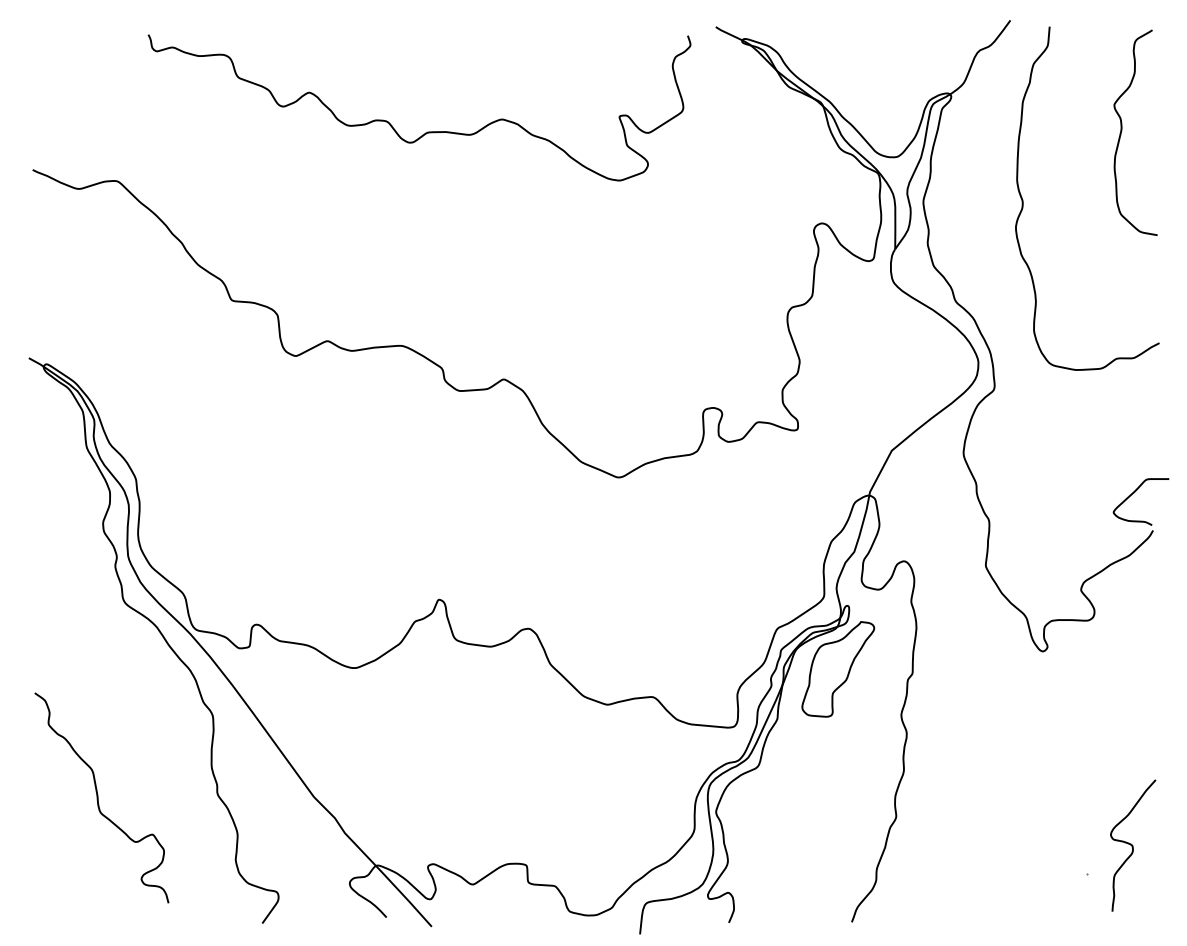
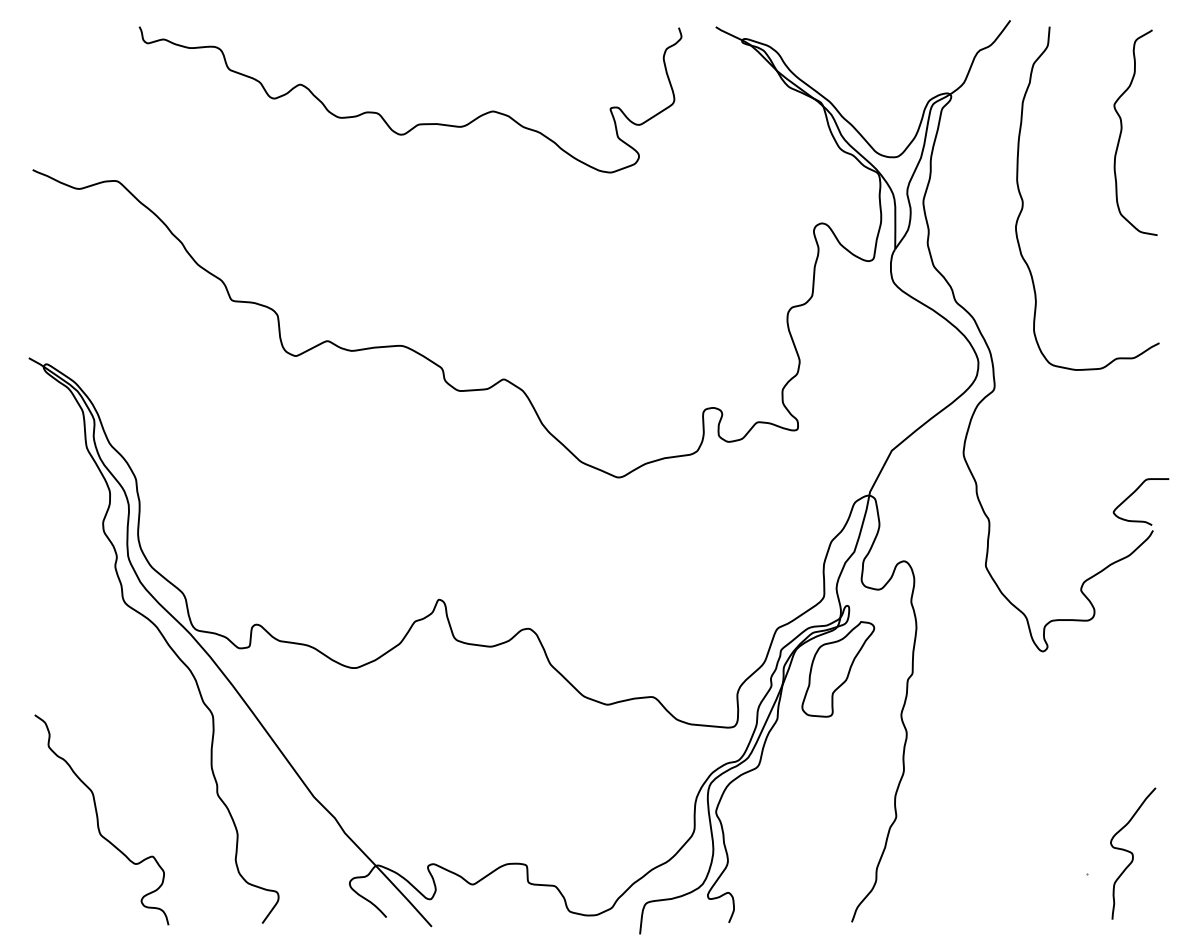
curve position: (427, 131) -> (418, 123) (418, 123)
curve position: (98, 797) -> (98, 819) (98, 819)
curve position: (1133, 845) -> (1133, 853) (1133, 853)
